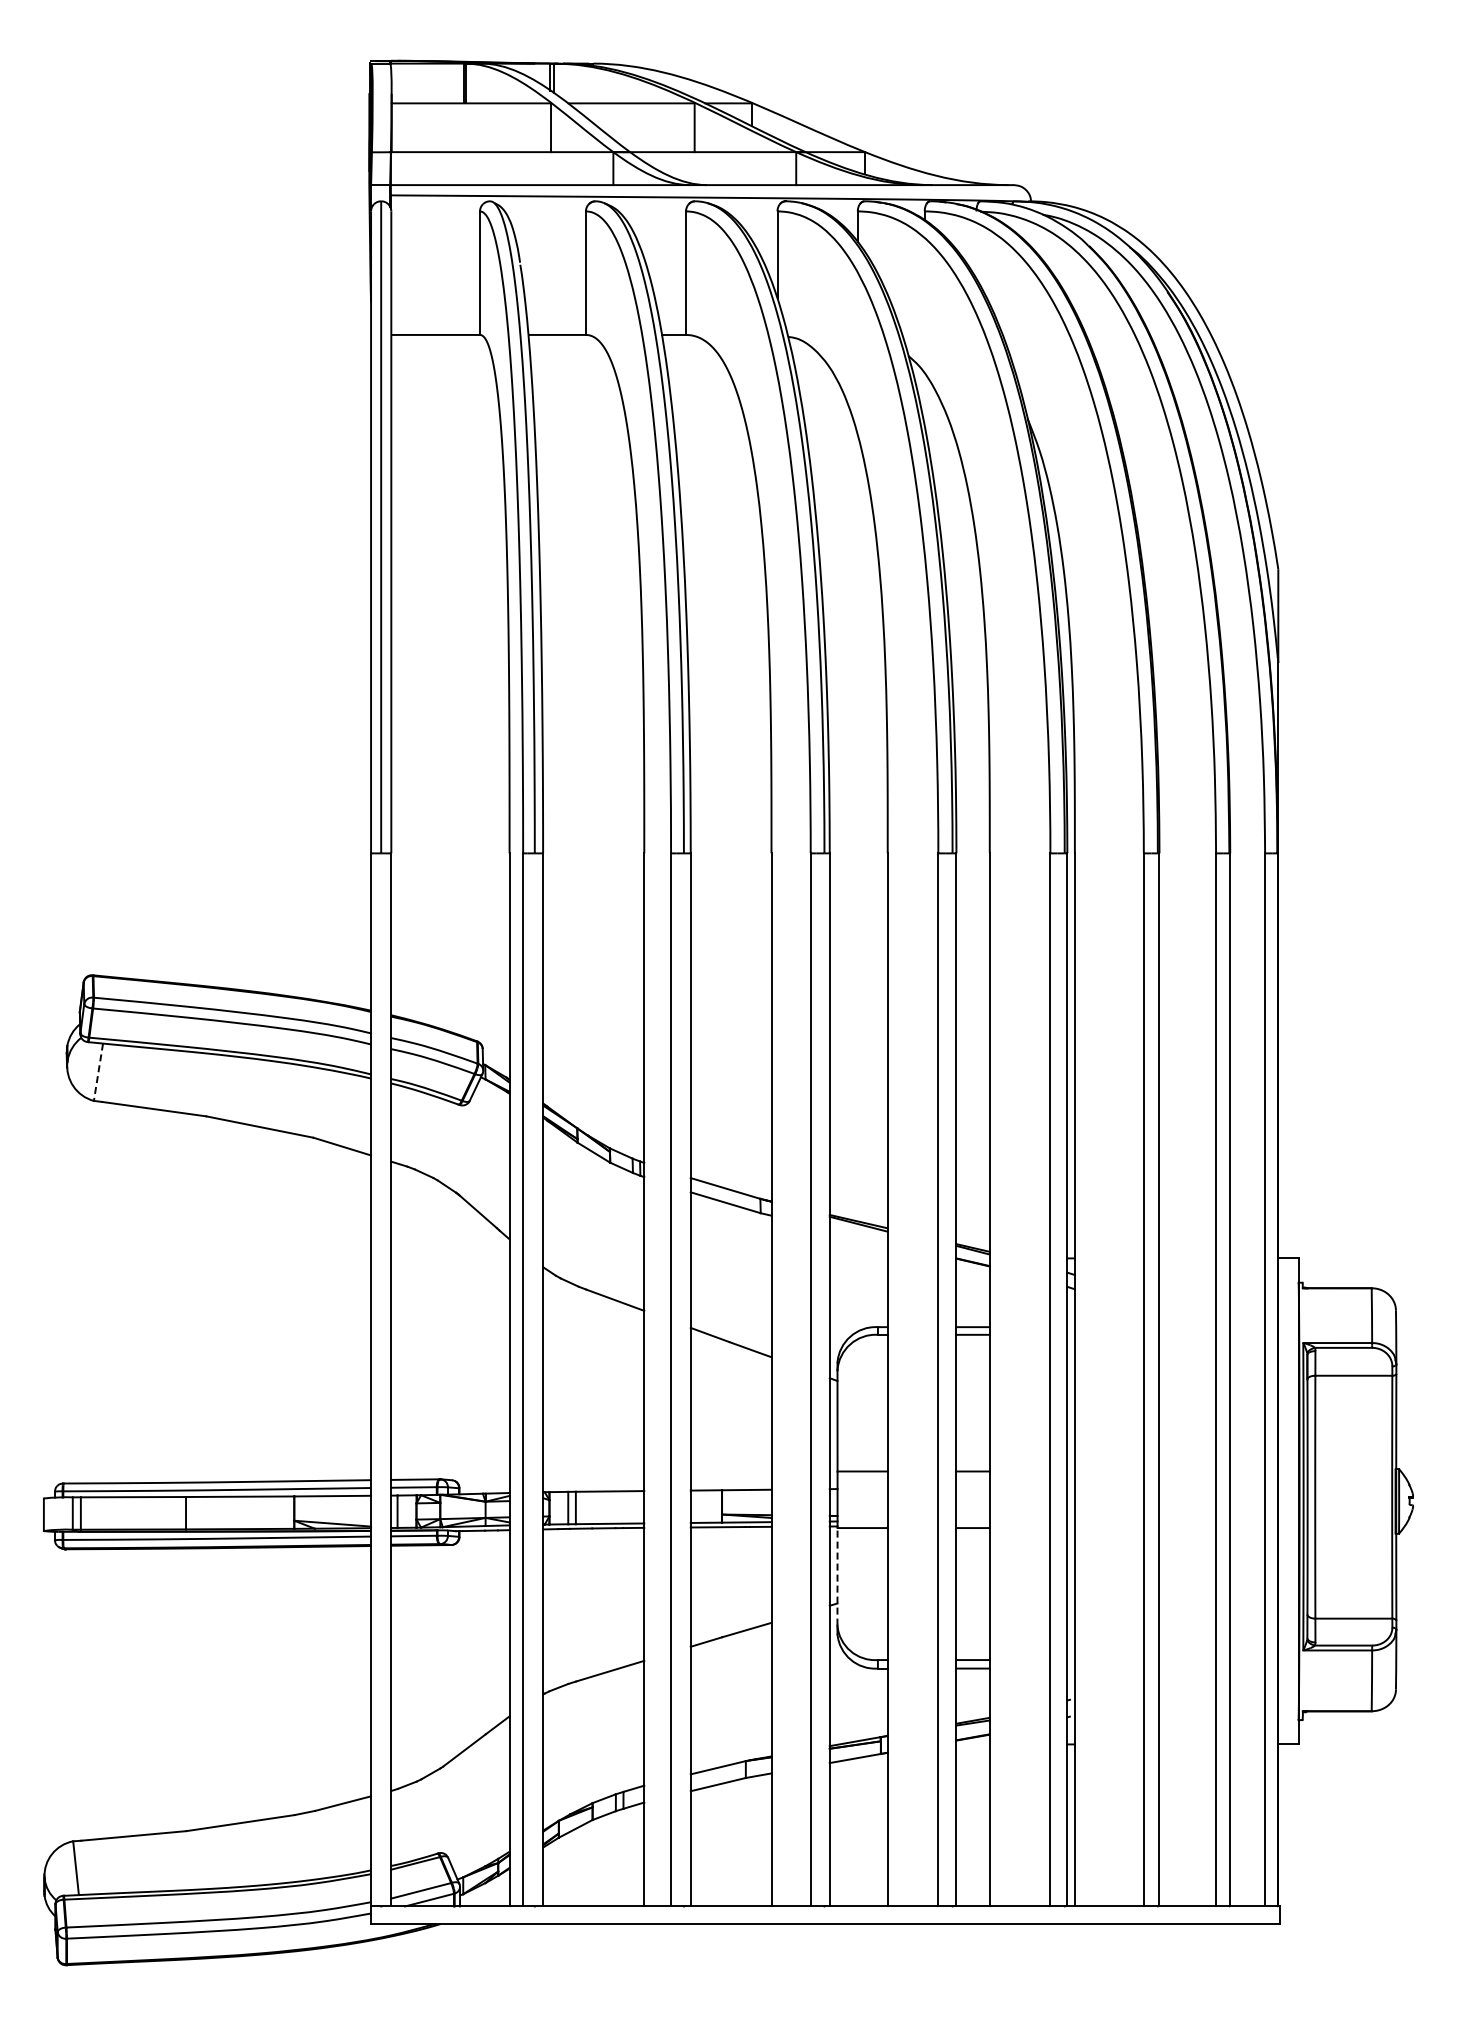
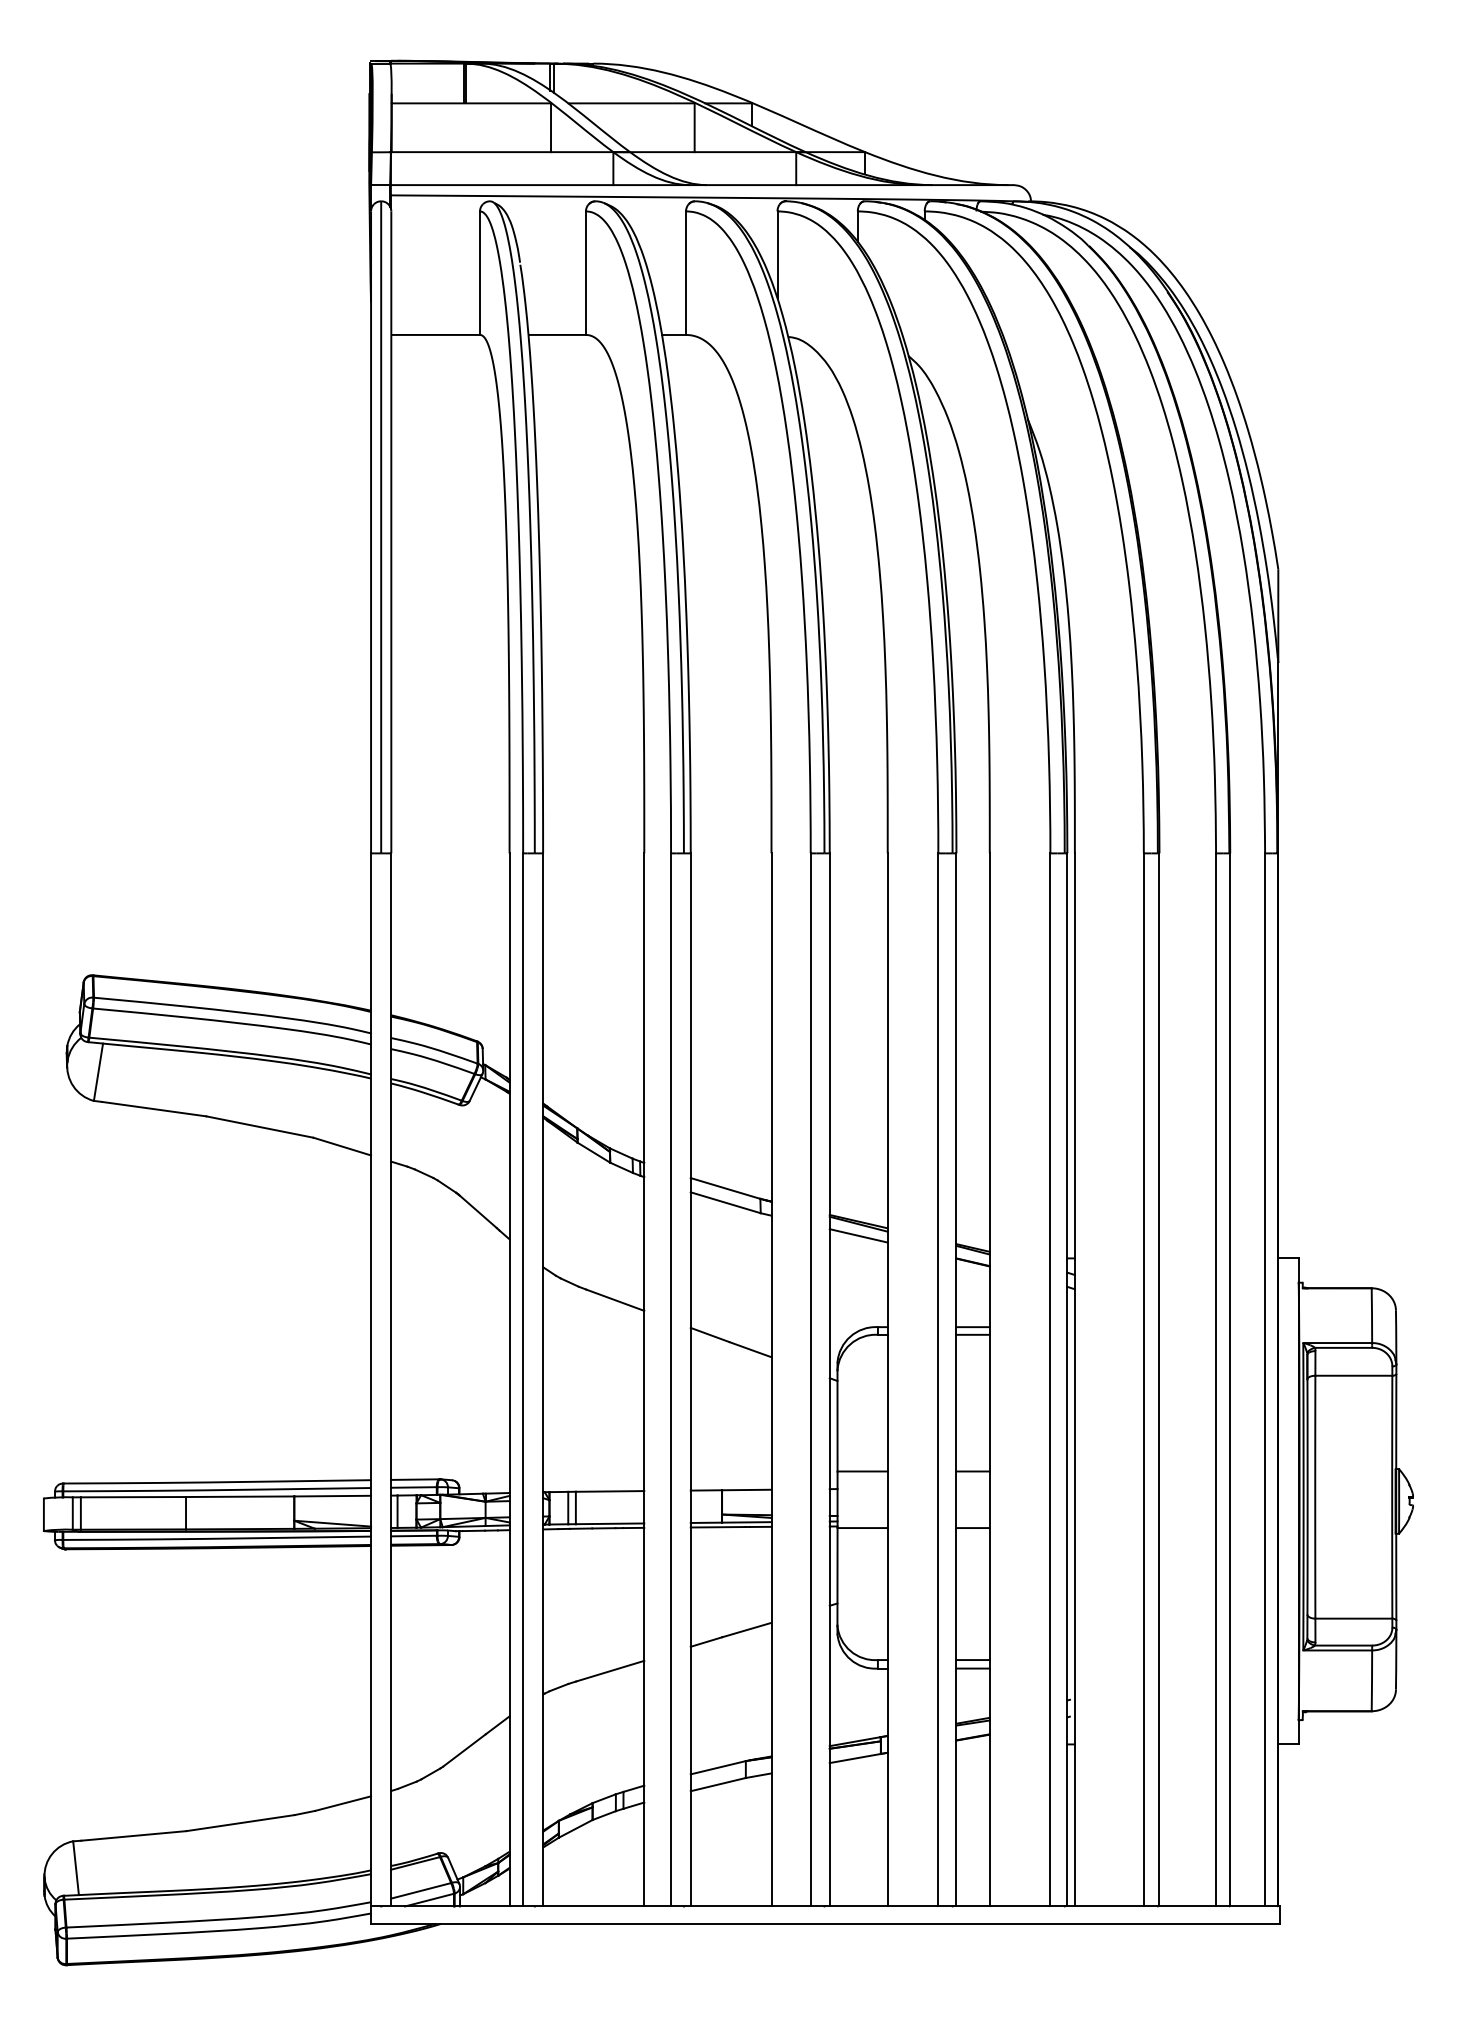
line: dashed -> solid (98, 1072)
line: none -> present (858, 1235)
line: dashed -> solid (837, 1576)
